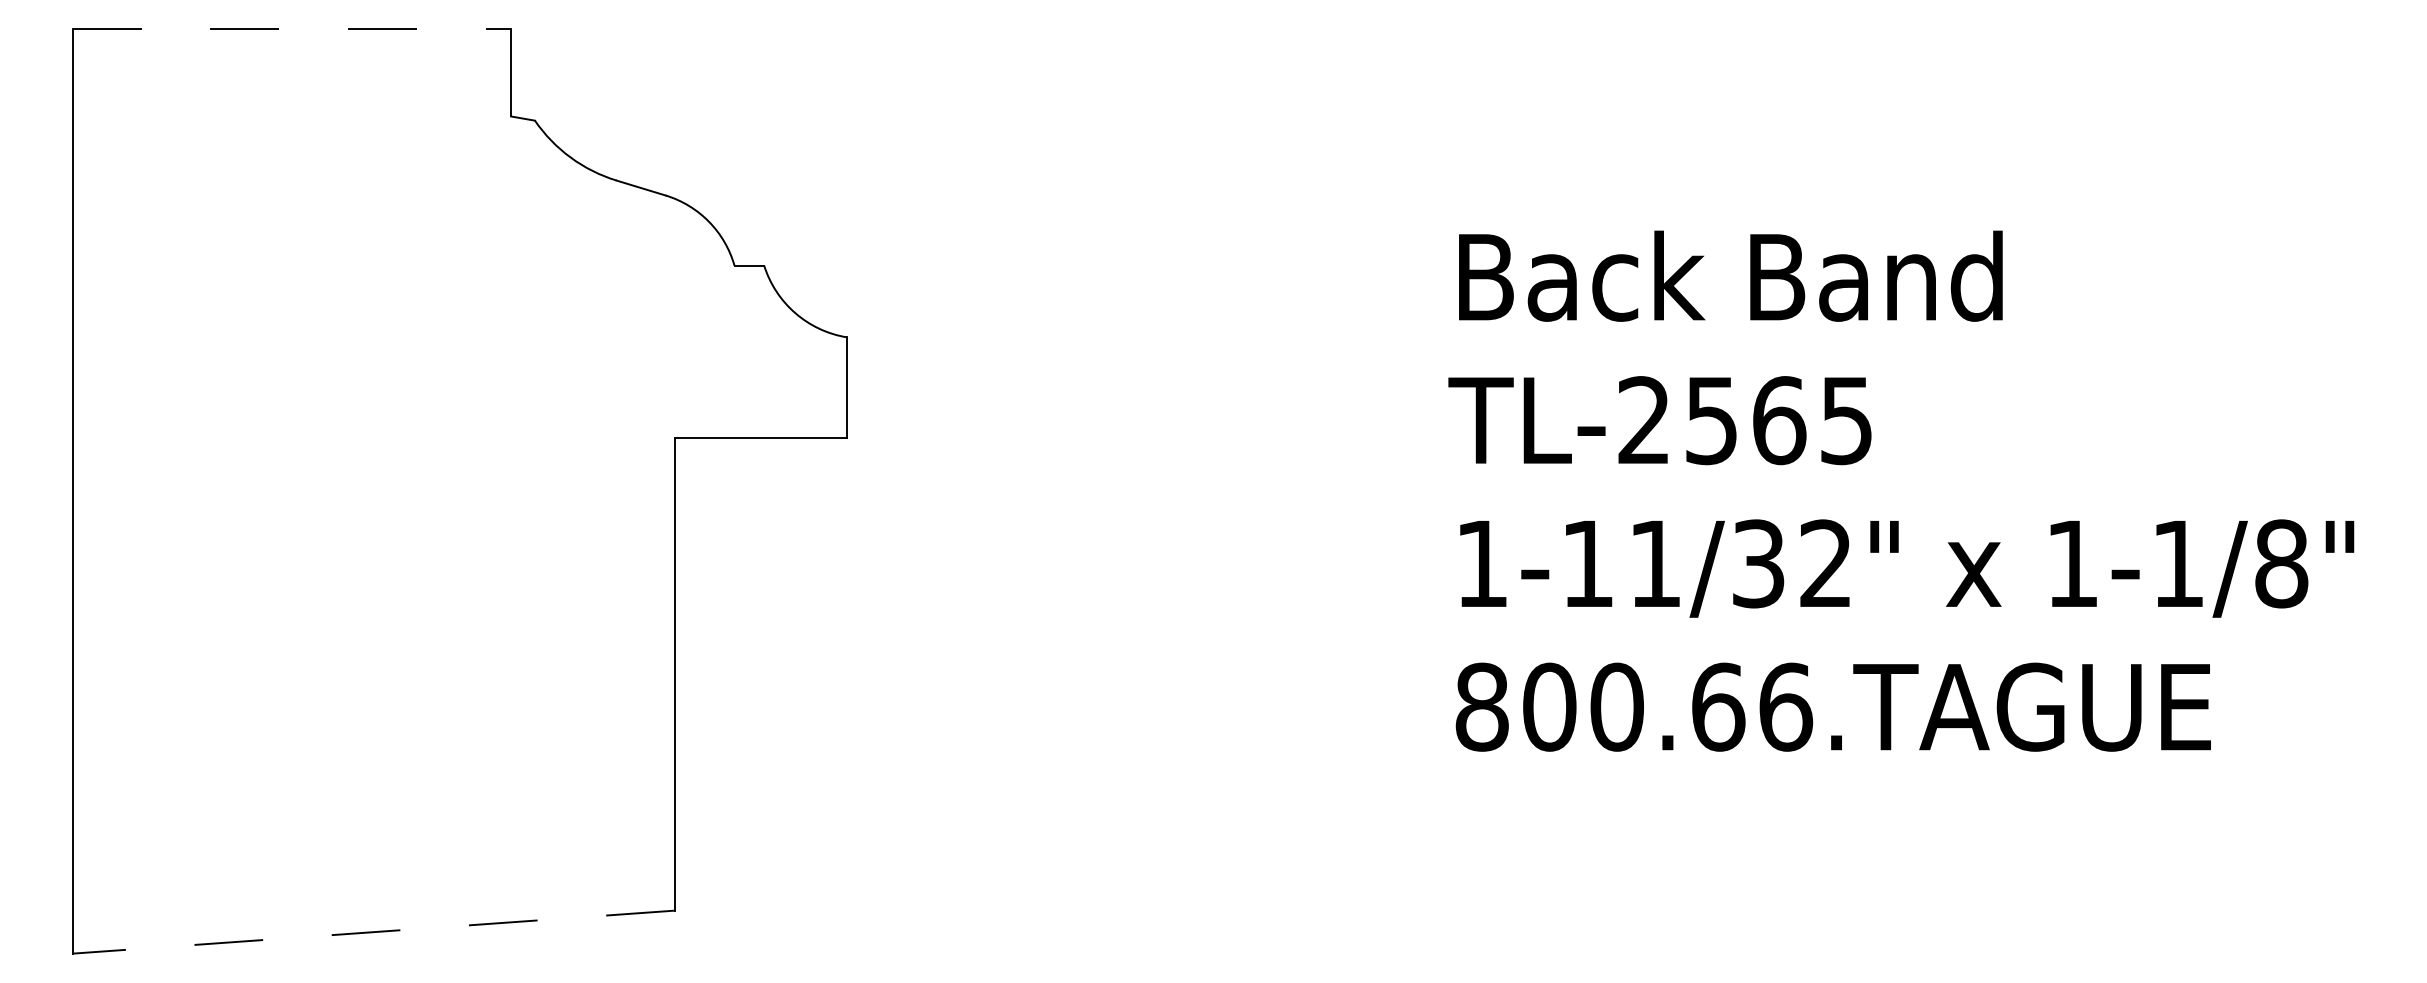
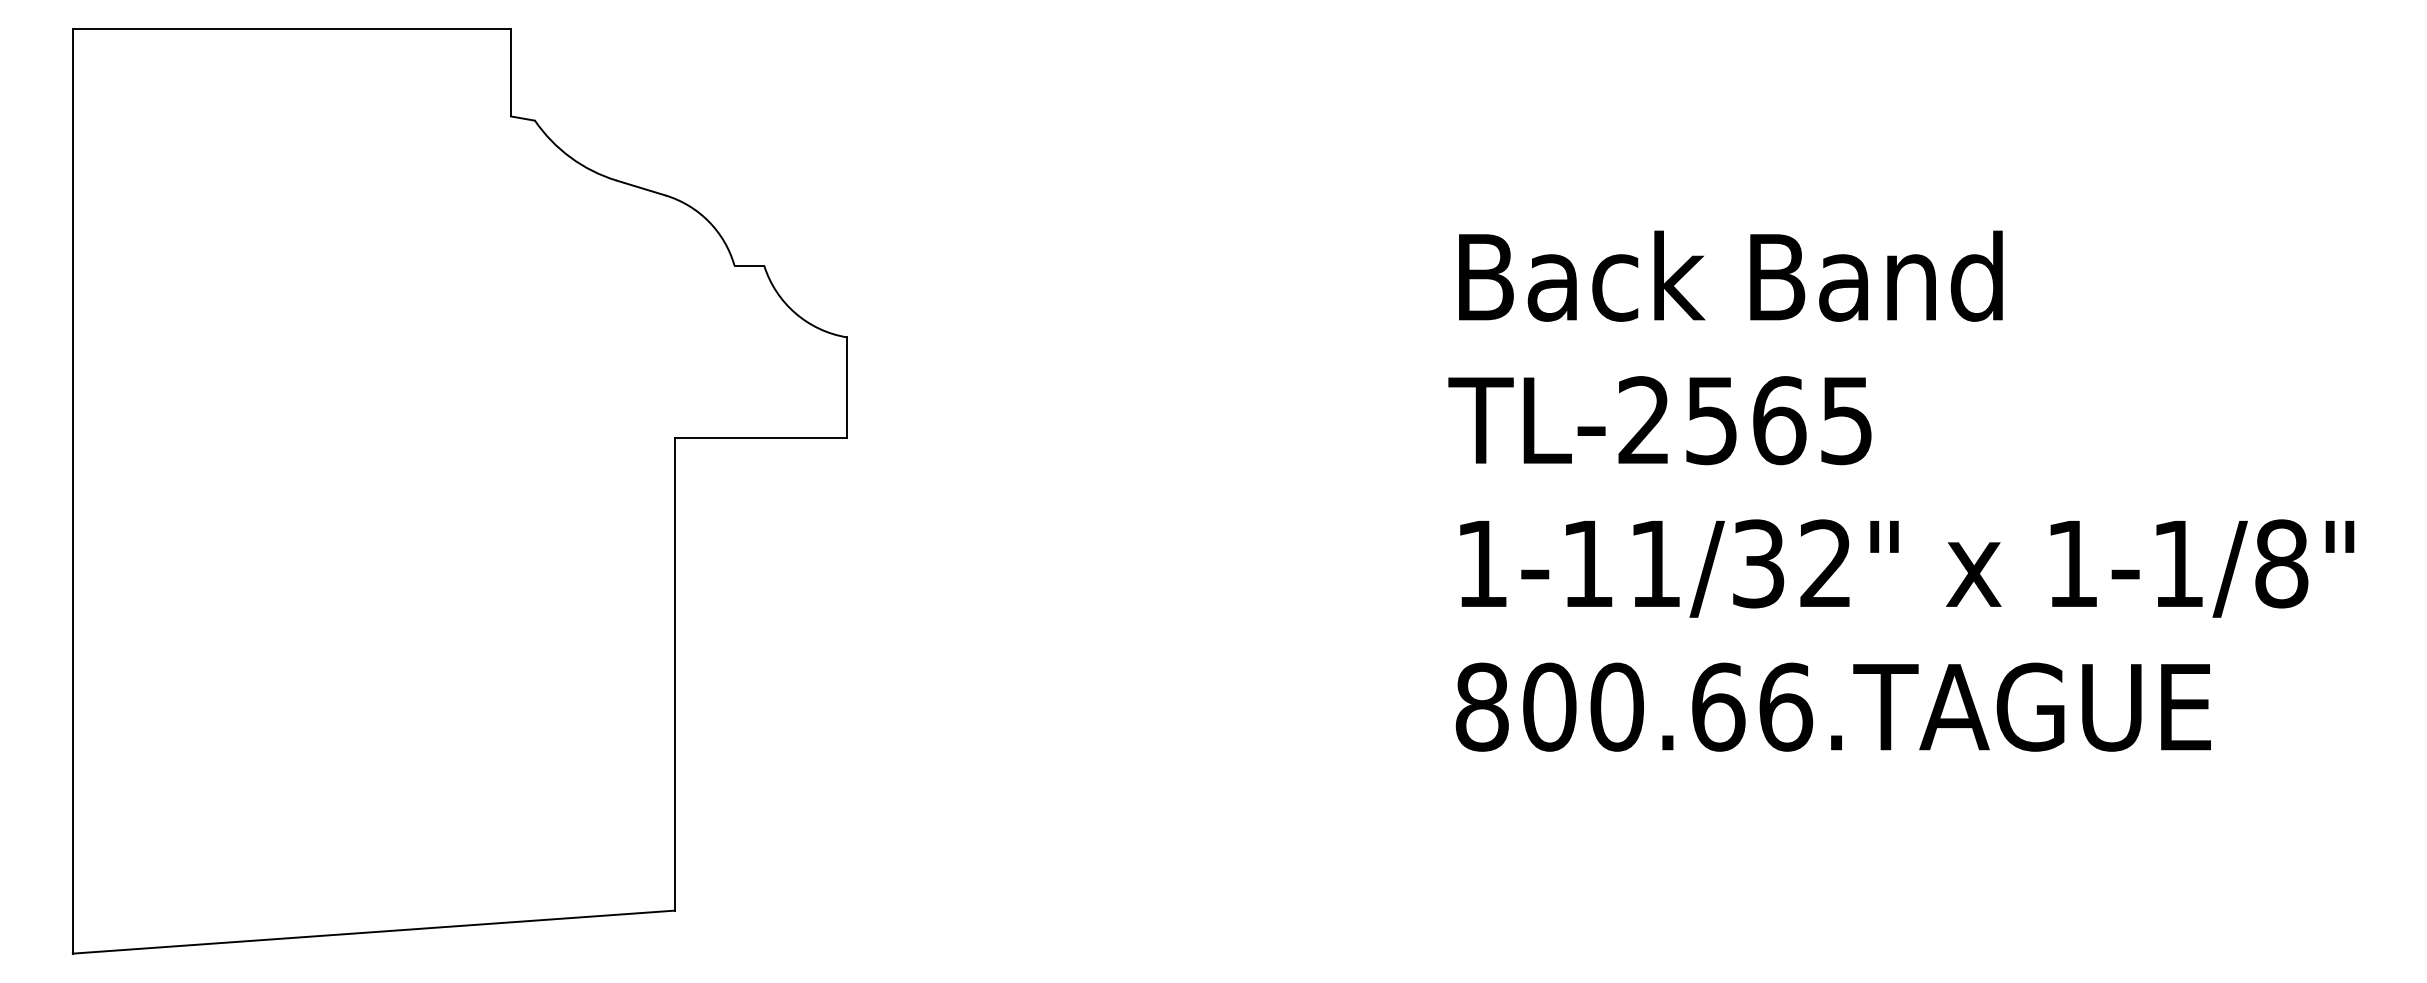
line: dashed -> solid (292, 29)
line: dashed -> solid (373, 932)
